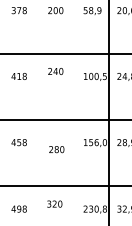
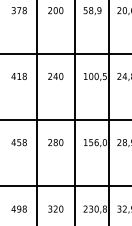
text position: (55, 71) -> (55, 76) (55, 76)
line: none -> present (36, 112)
line: none -> present (75, 112)
text position: (56, 149) -> (55, 142) (55, 142)
text position: (54, 203) -> (55, 208) (55, 208)
